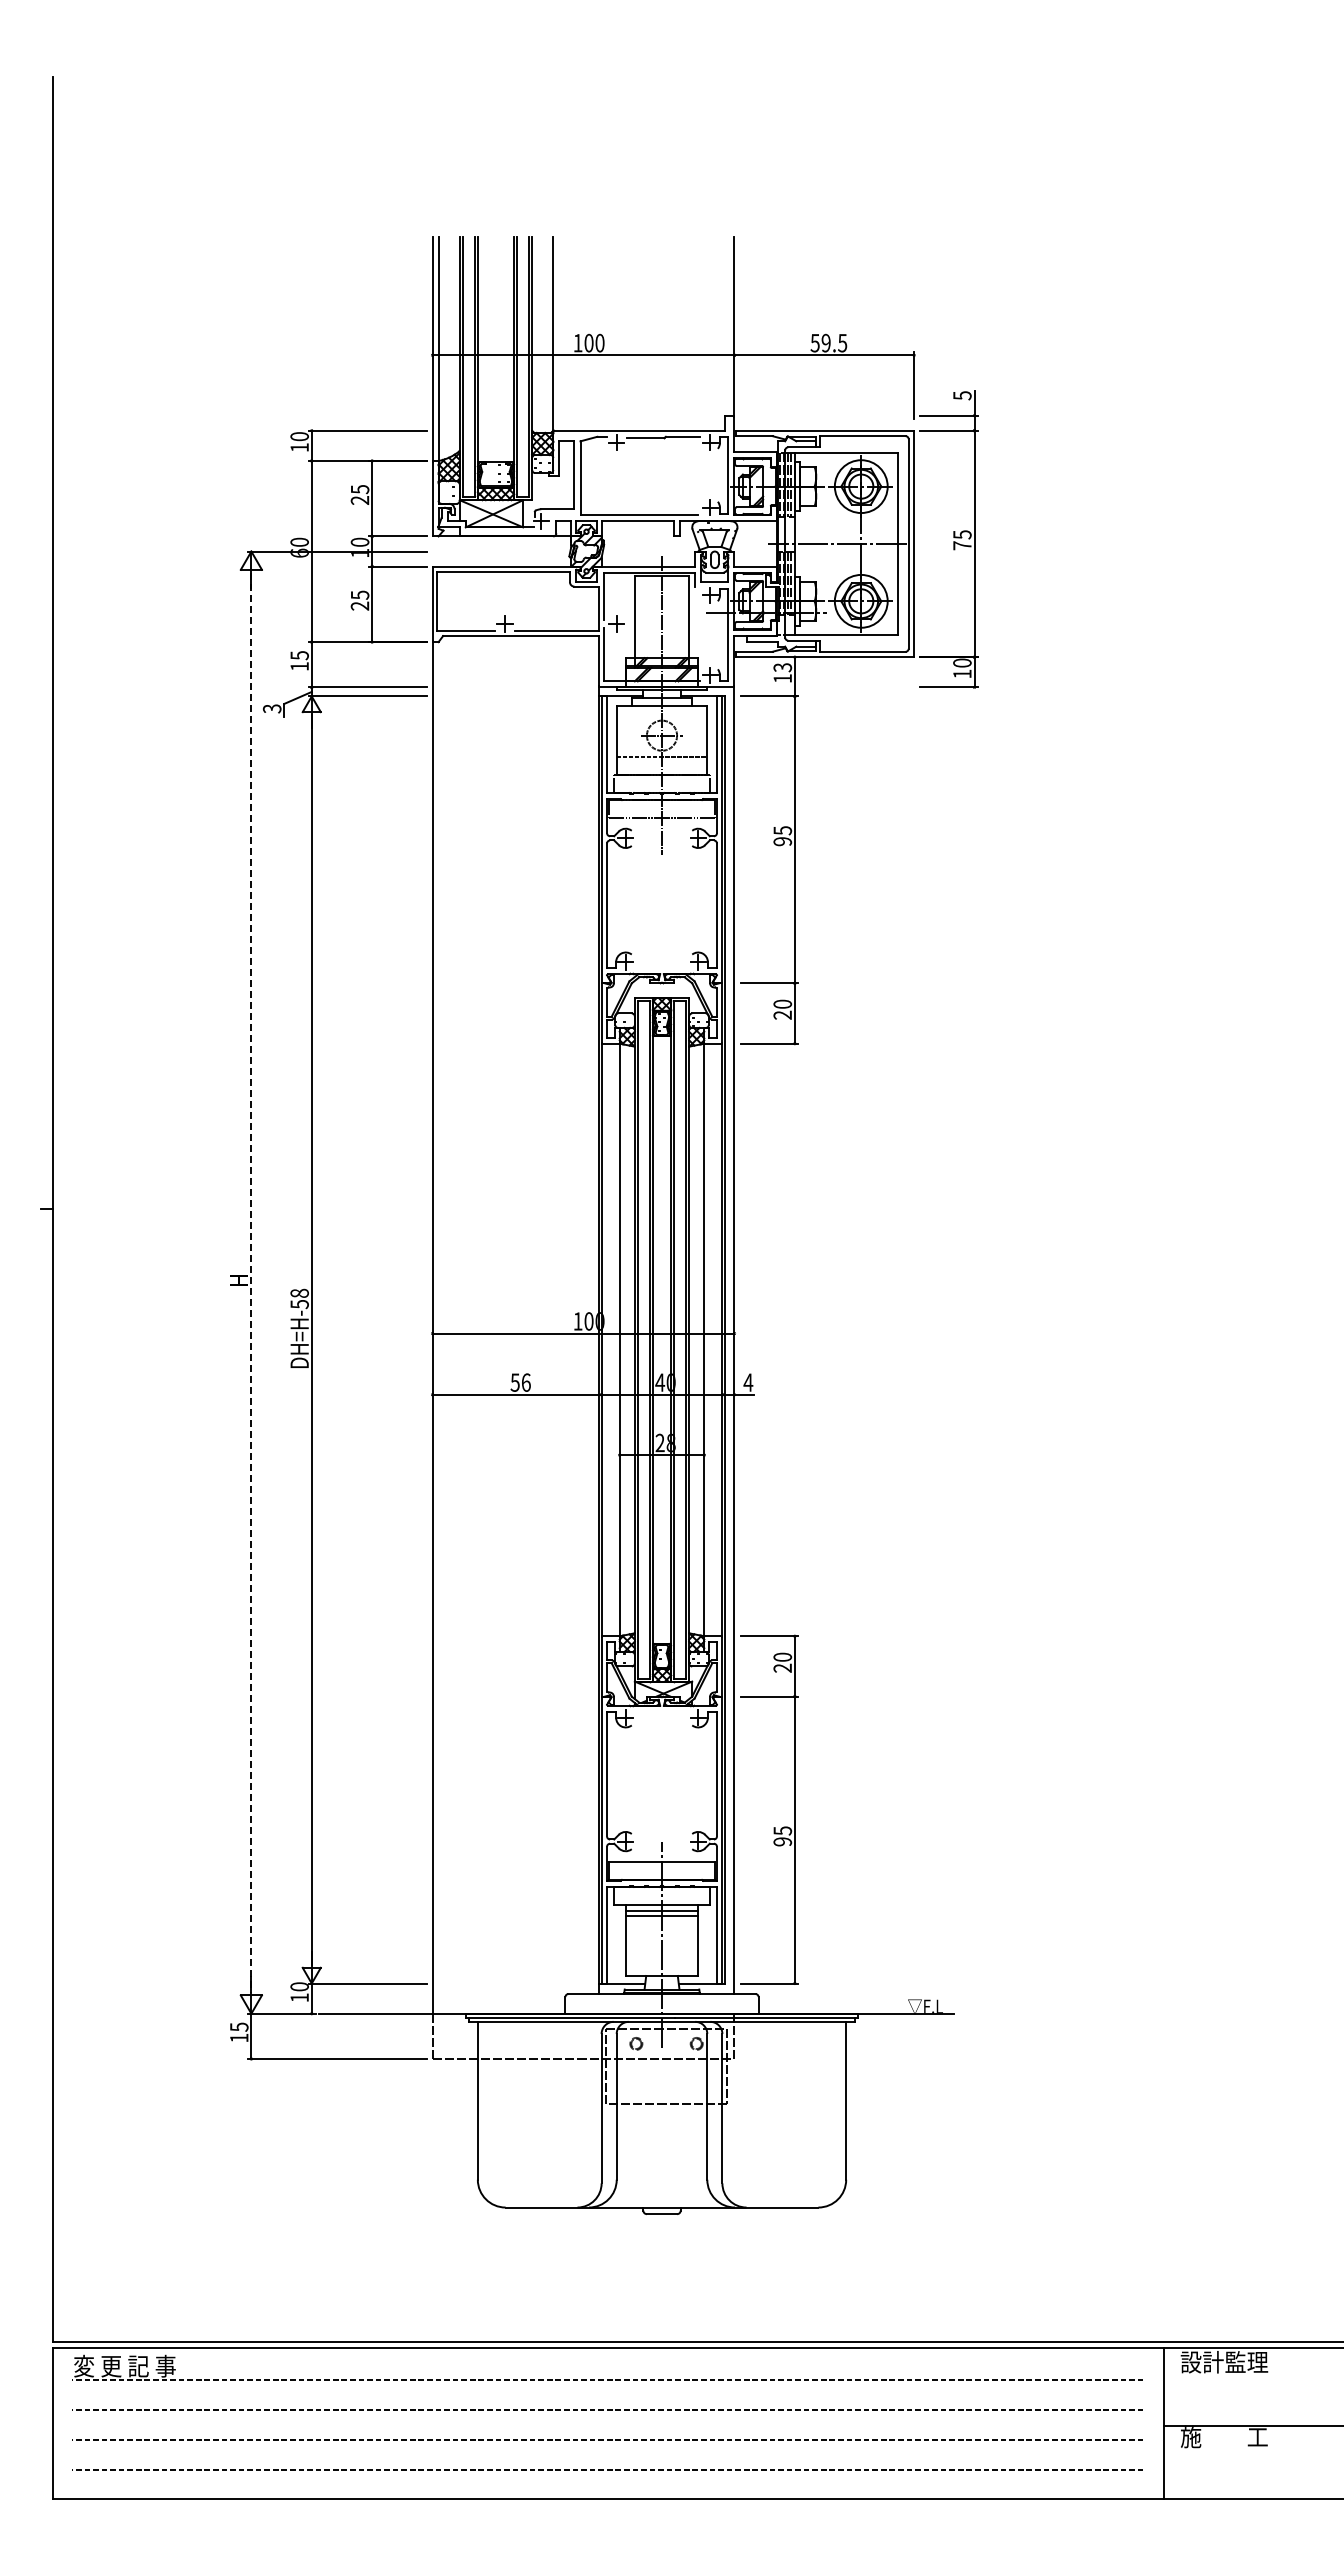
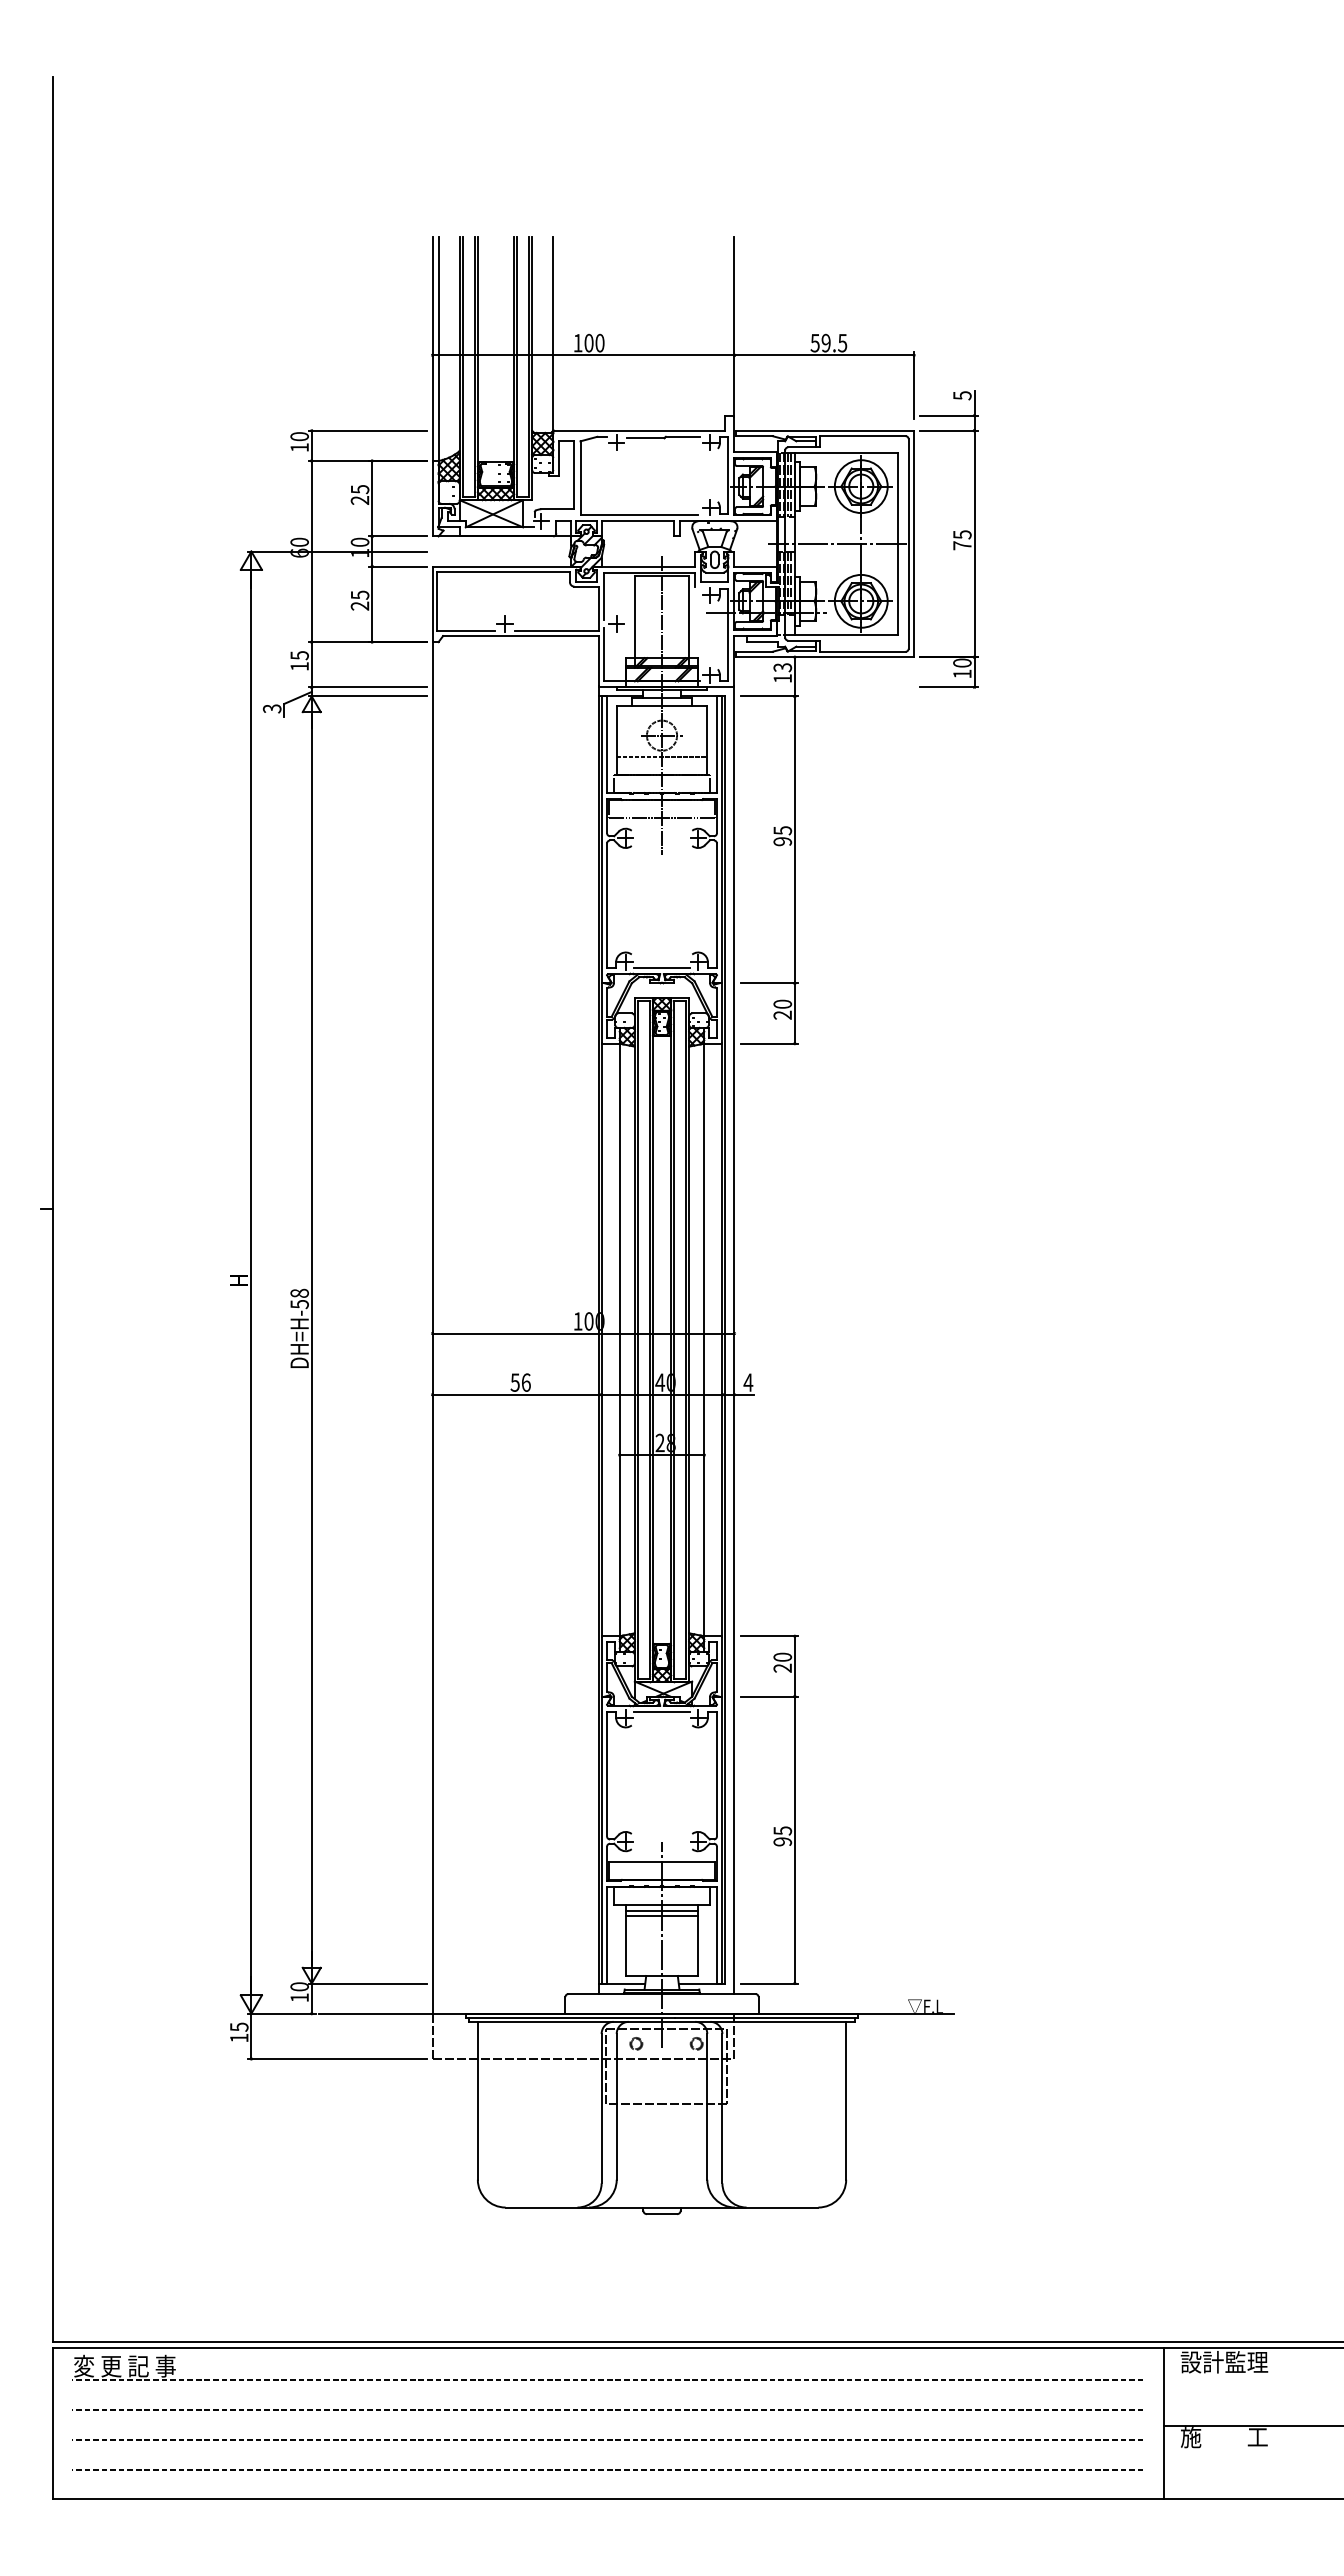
line: none -> present (661, 968)
line: dashed -> solid (251, 1282)
line: none -> present (661, 1711)
